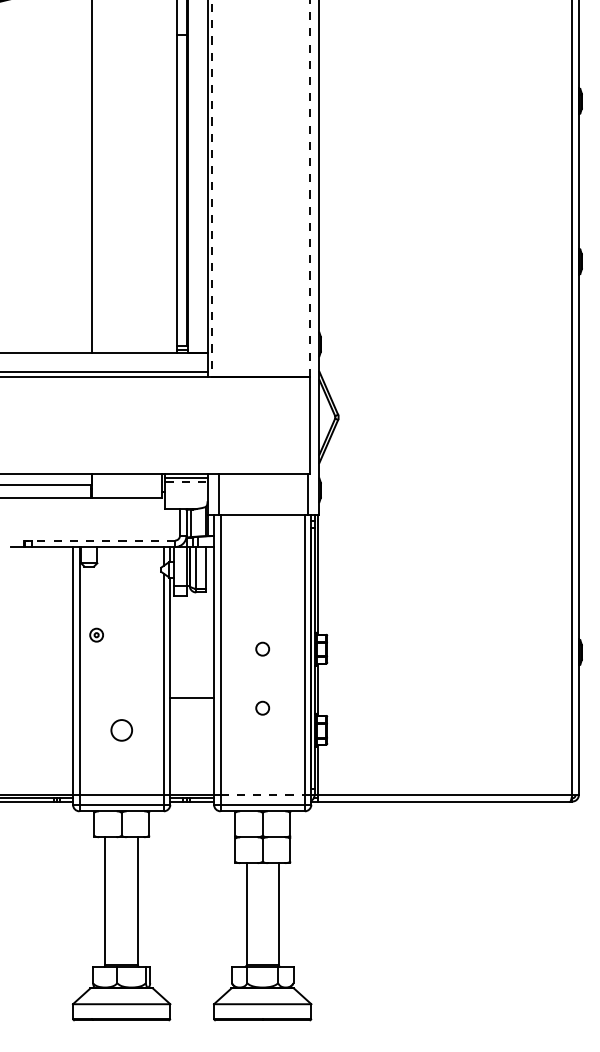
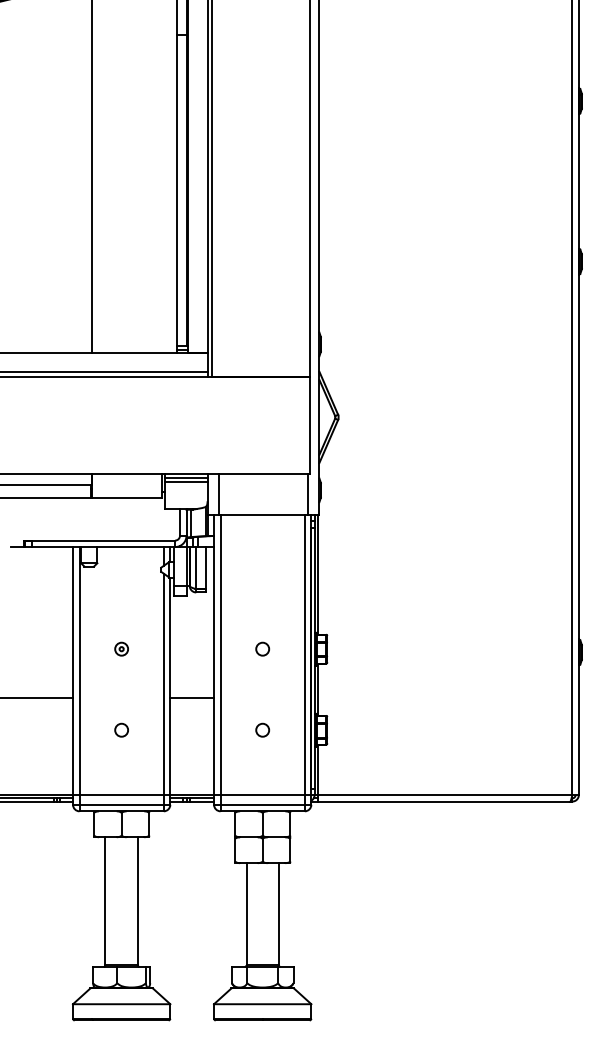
line: dashed -> solid (212, 188)
line: dashed -> solid (309, 188)
line: dashed -> solid (187, 482)
line: dashed -> solid (99, 540)
part position: (96, 634) -> (121, 648) (121, 648)
line: none -> present (37, 697)
circle position: (262, 707) -> (262, 729) (262, 729)
circle size: 23x23 px -> 15x16 px (121, 729)
line: dashed -> solid (263, 795)
